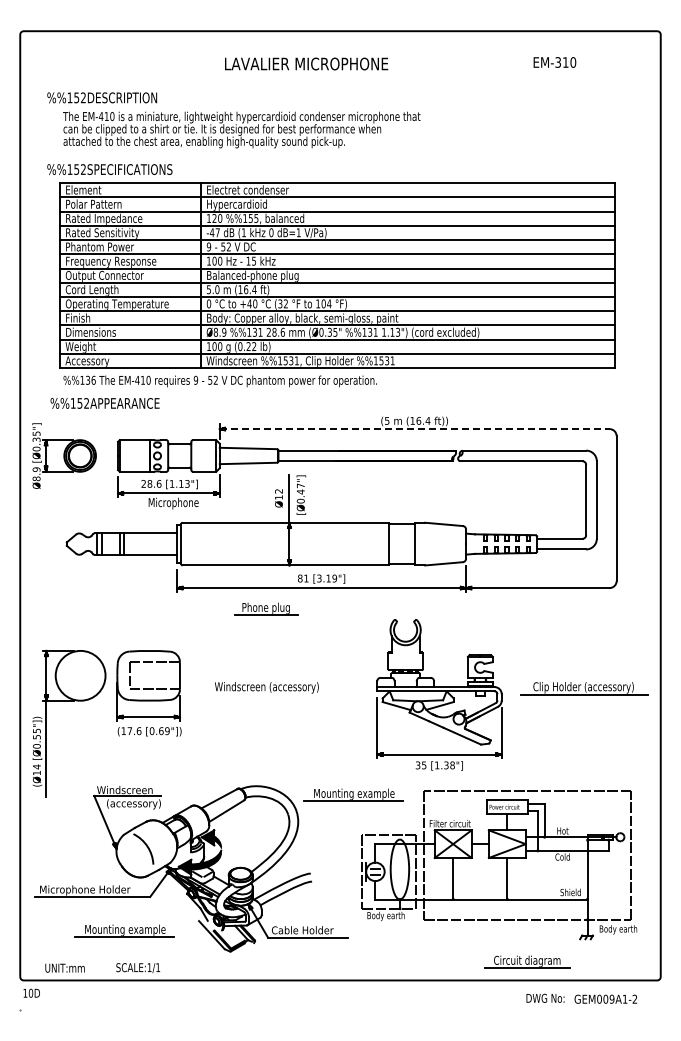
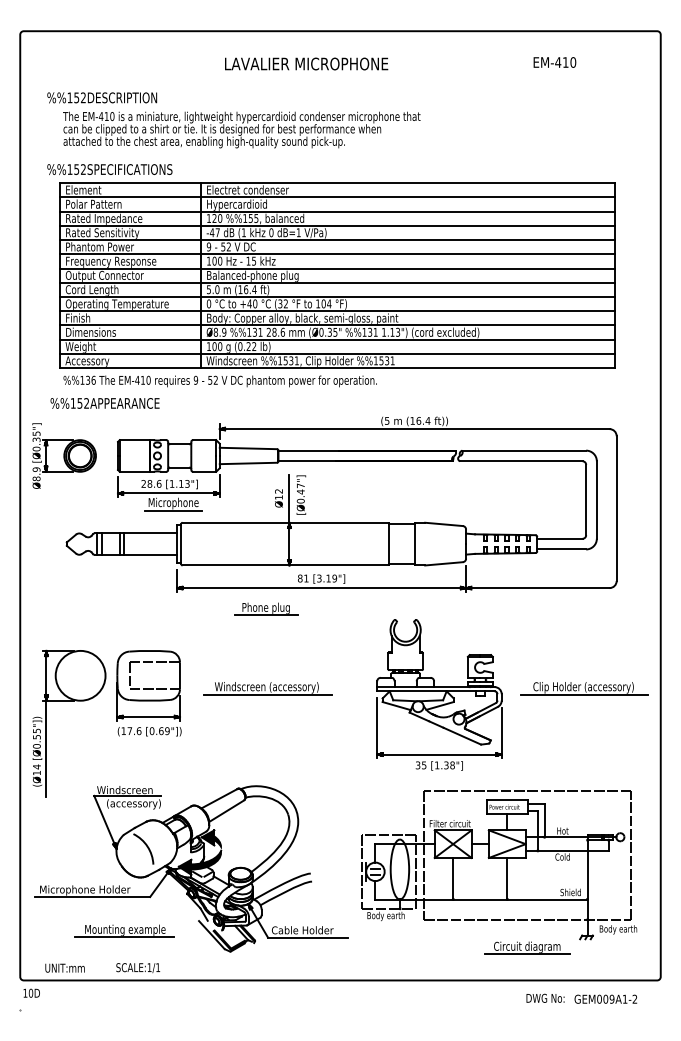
text: EM-310 -> EM-410 (558, 62)
line: dashed -> solid (414, 429)
line: none -> present (173, 510)
line: none -> present (267, 694)
part: present -> none (353, 794)
part position: (527, 961) -> (527, 947) (527, 947)
